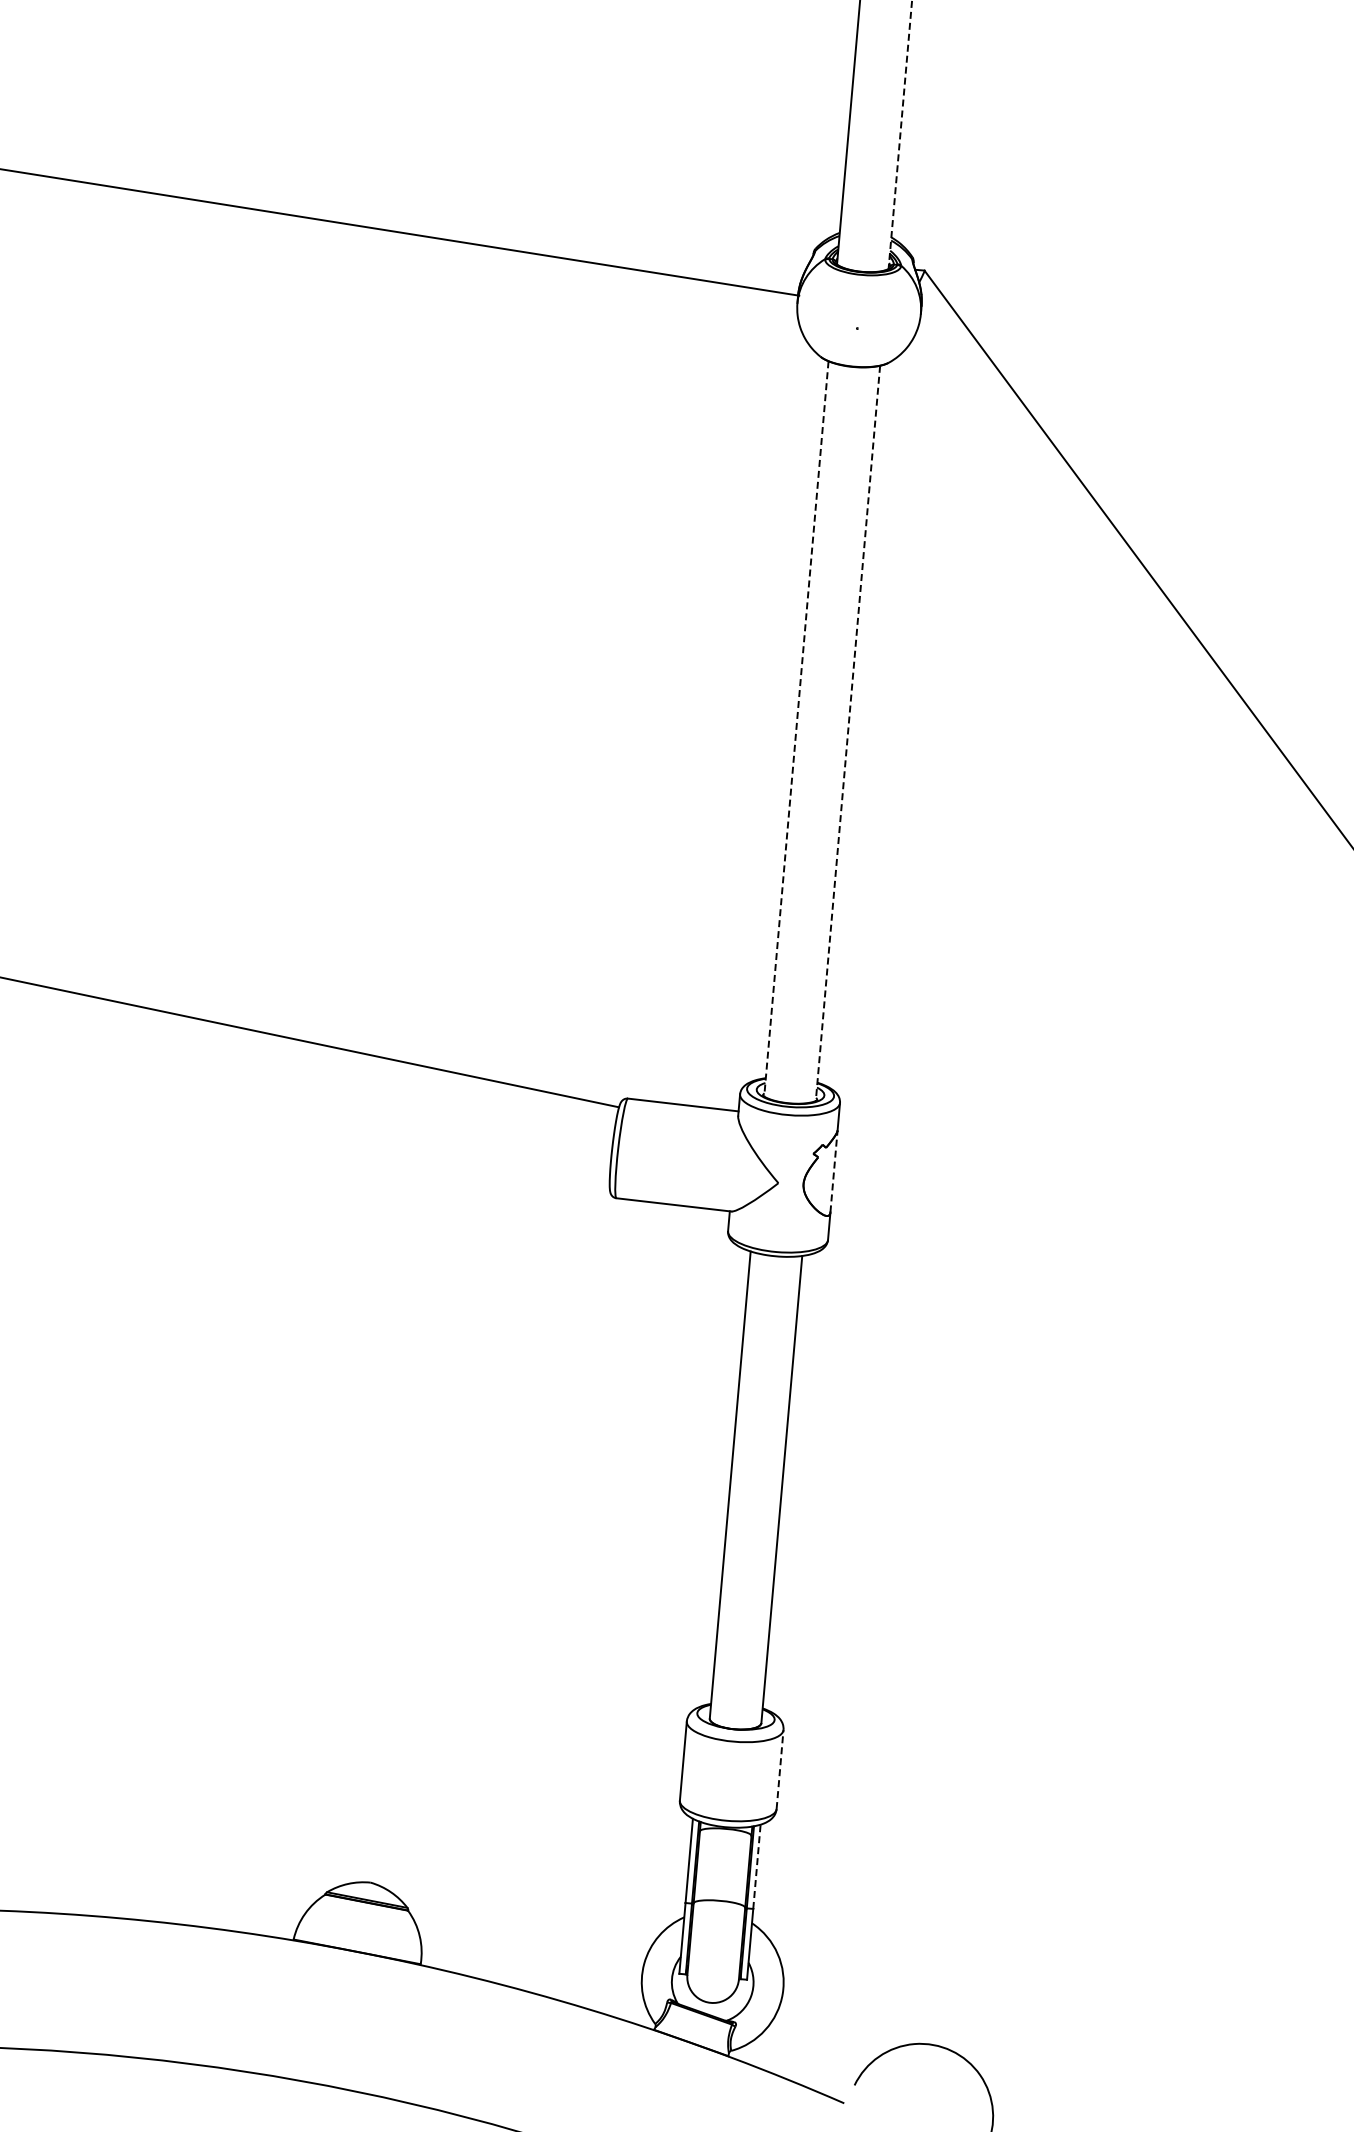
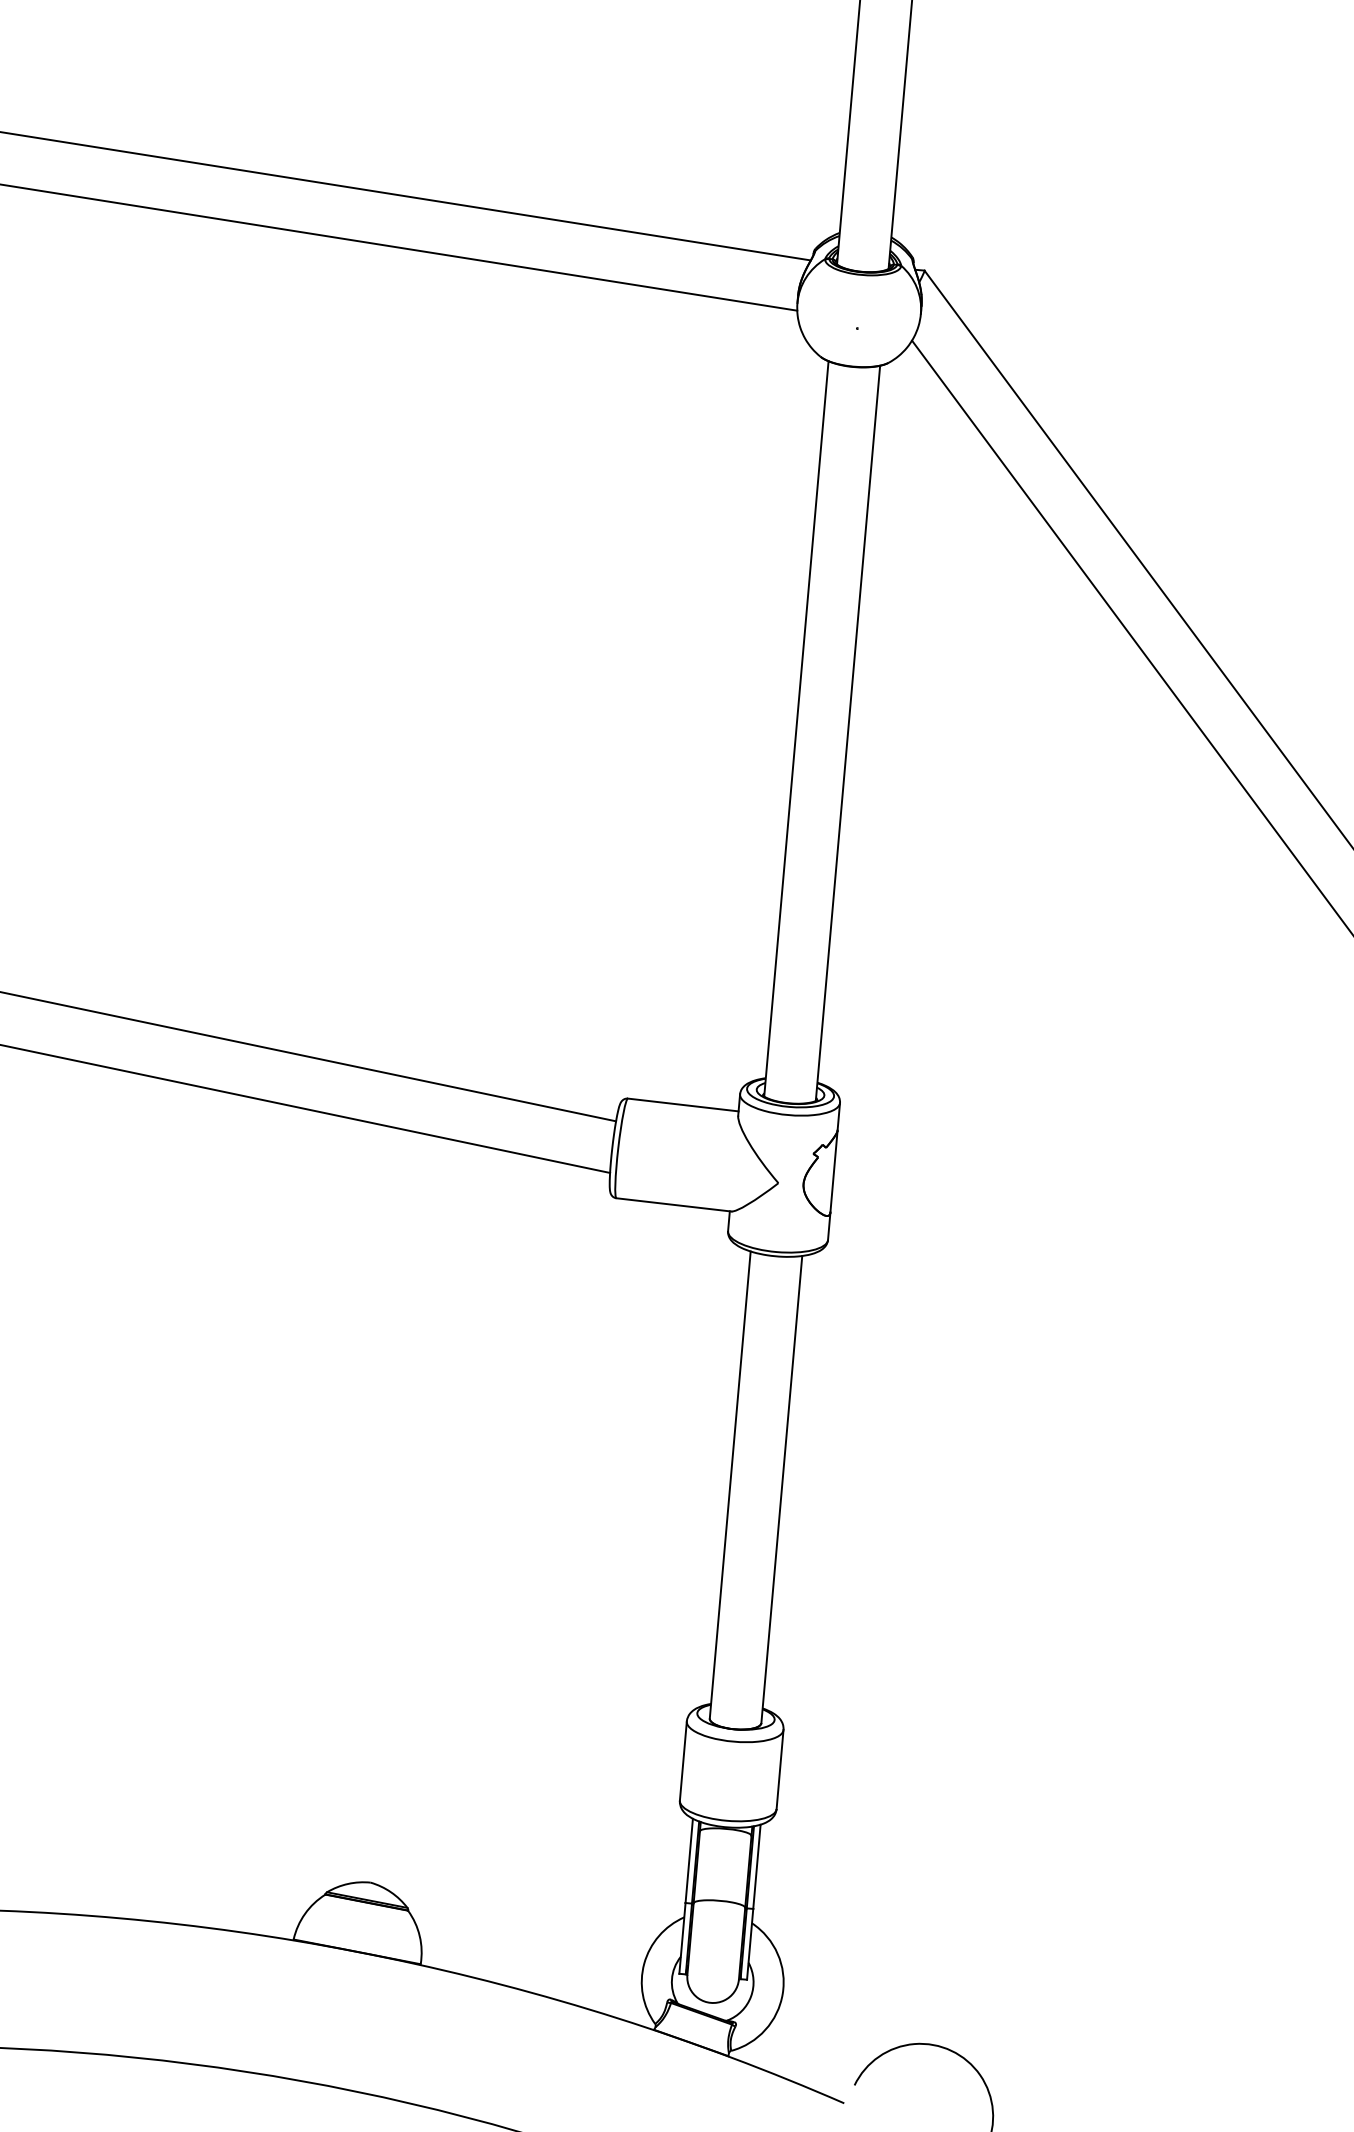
line: dashed -> solid (900, 134)
line: none -> present (406, 196)
line position: (400, 232) -> (399, 247) (399, 247)
line: none -> present (1131, 636)
line: dashed -> solid (796, 729)
line: dashed -> solid (847, 733)
line position: (310, 1042) -> (309, 1056) (309, 1056)
line: none -> present (306, 1108)
line: dashed -> solid (834, 1170)
line: dashed -> solid (780, 1769)
line: dashed -> solid (756, 1866)
